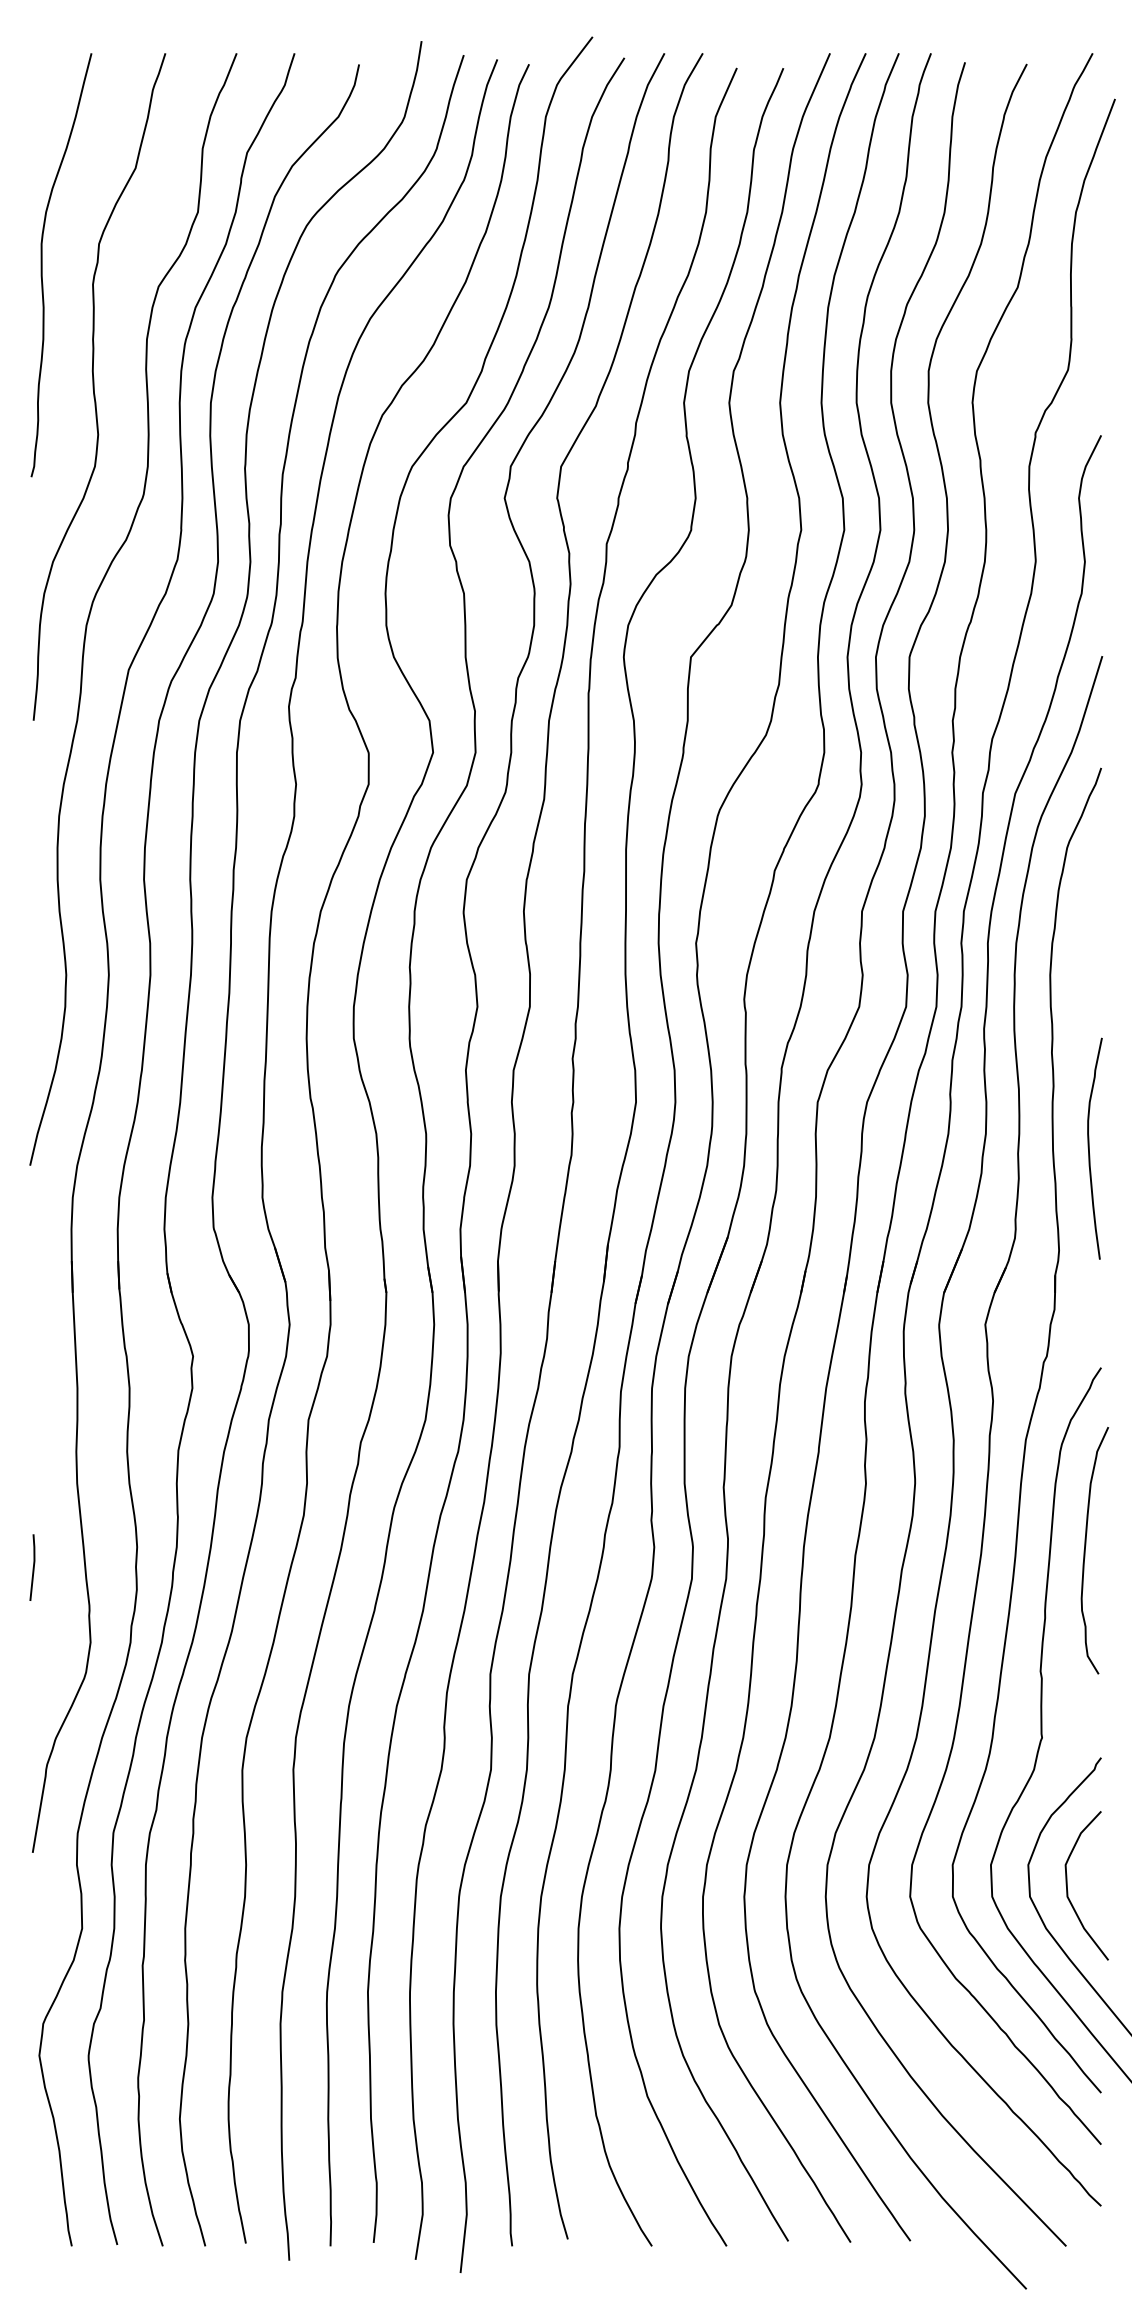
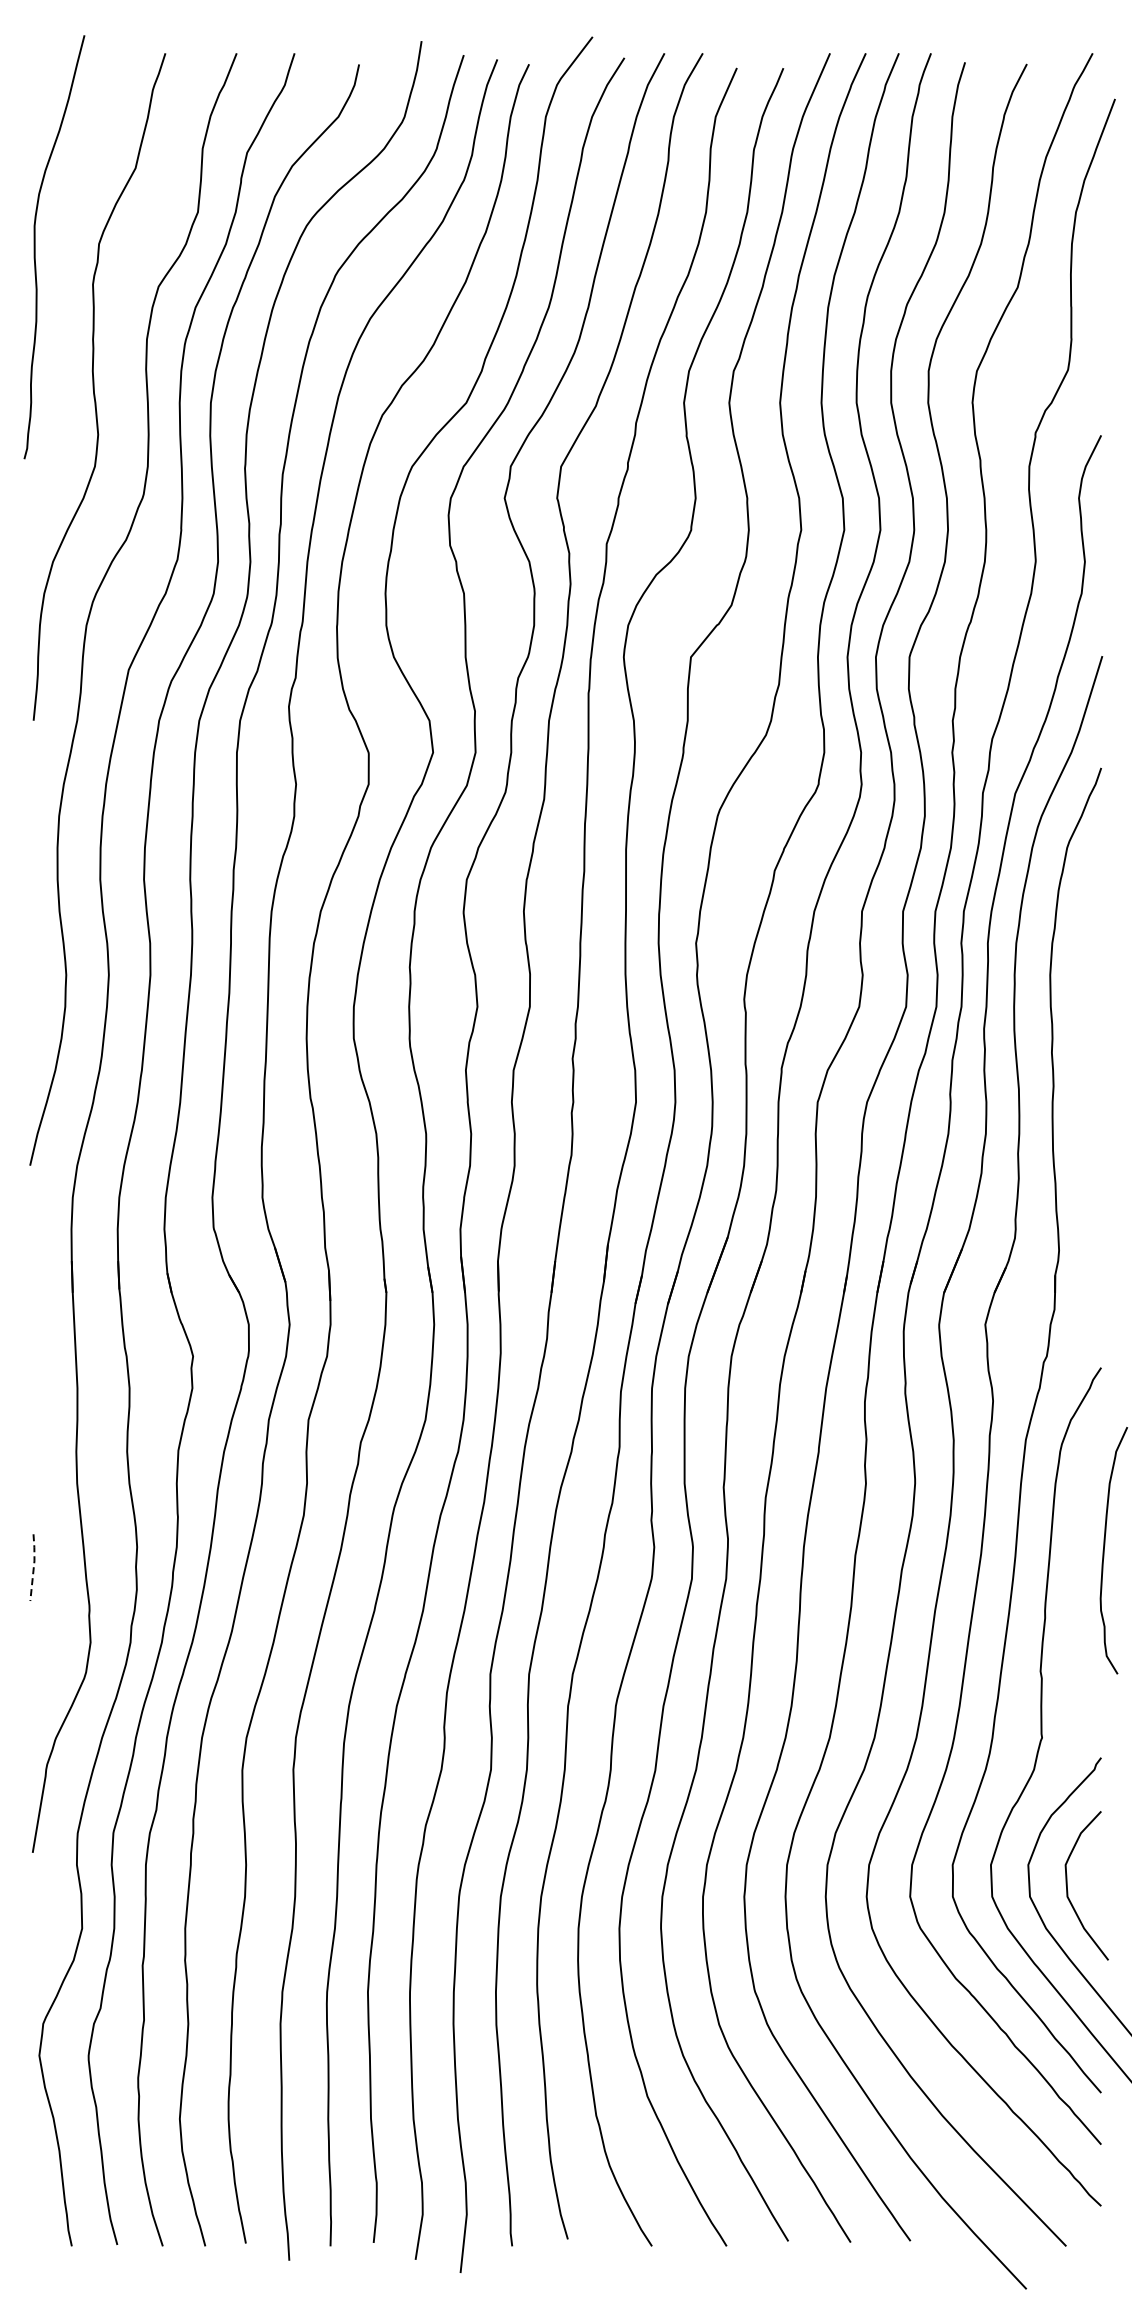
curve position: (42, 265) -> (35, 247) (35, 247)
curve: present -> none (1089, 1148)
curve position: (1085, 1550) -> (1104, 1550) (1104, 1550)
line: solid -> dashed (33, 1566)
